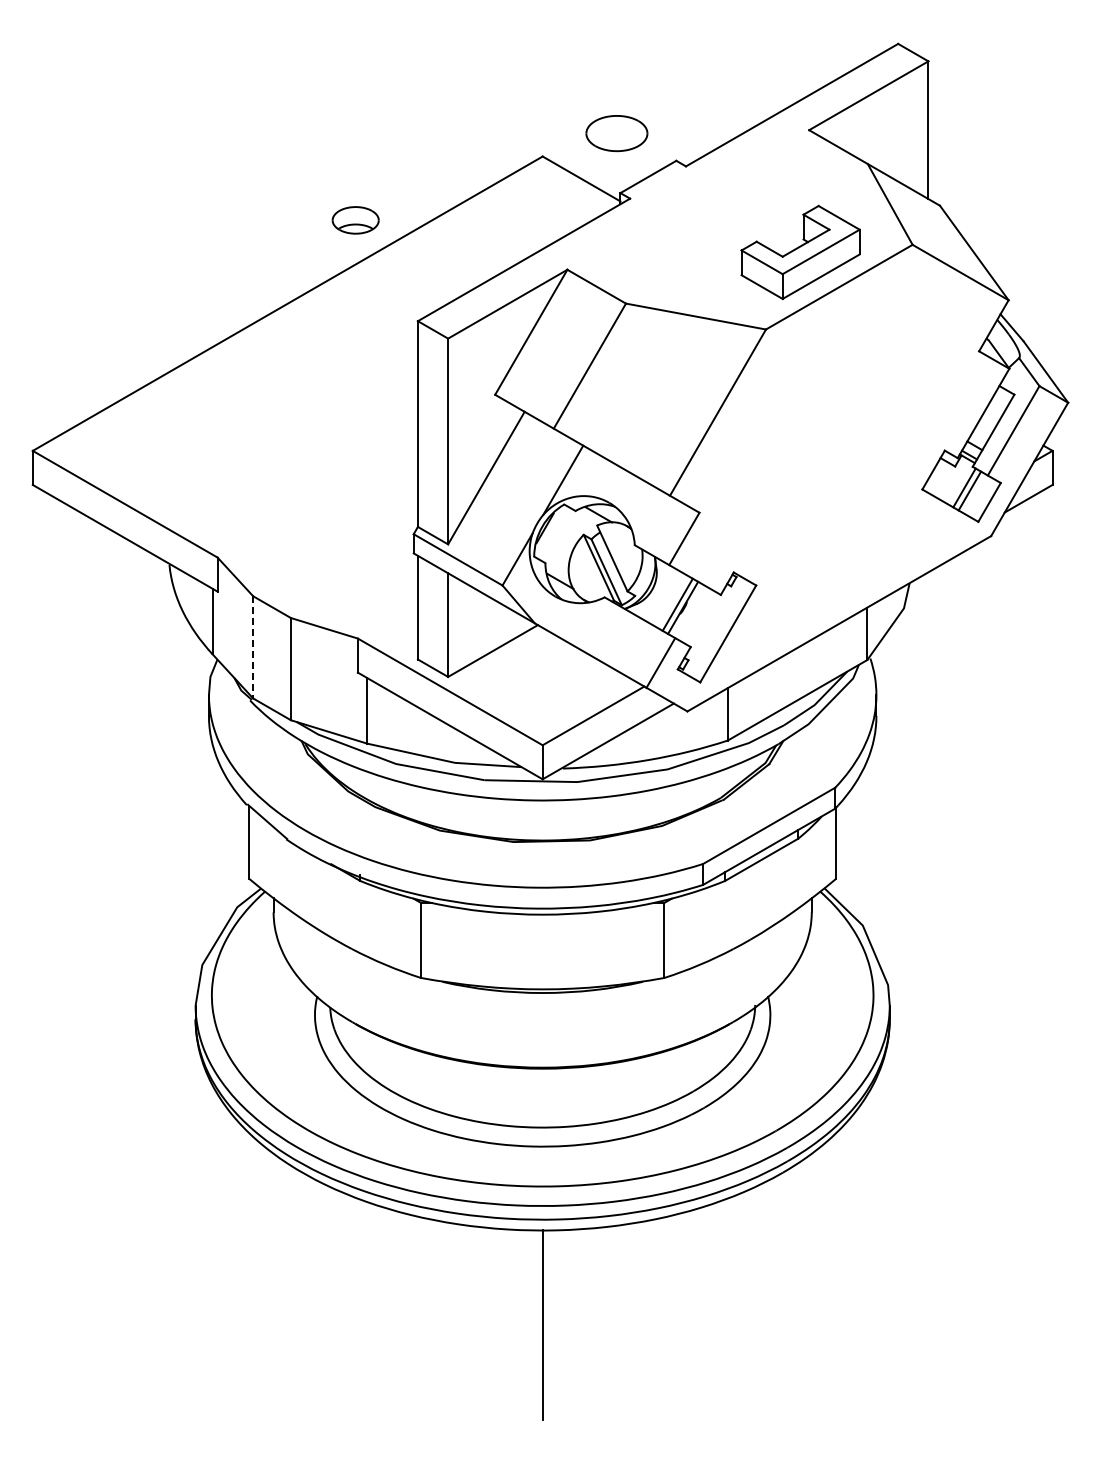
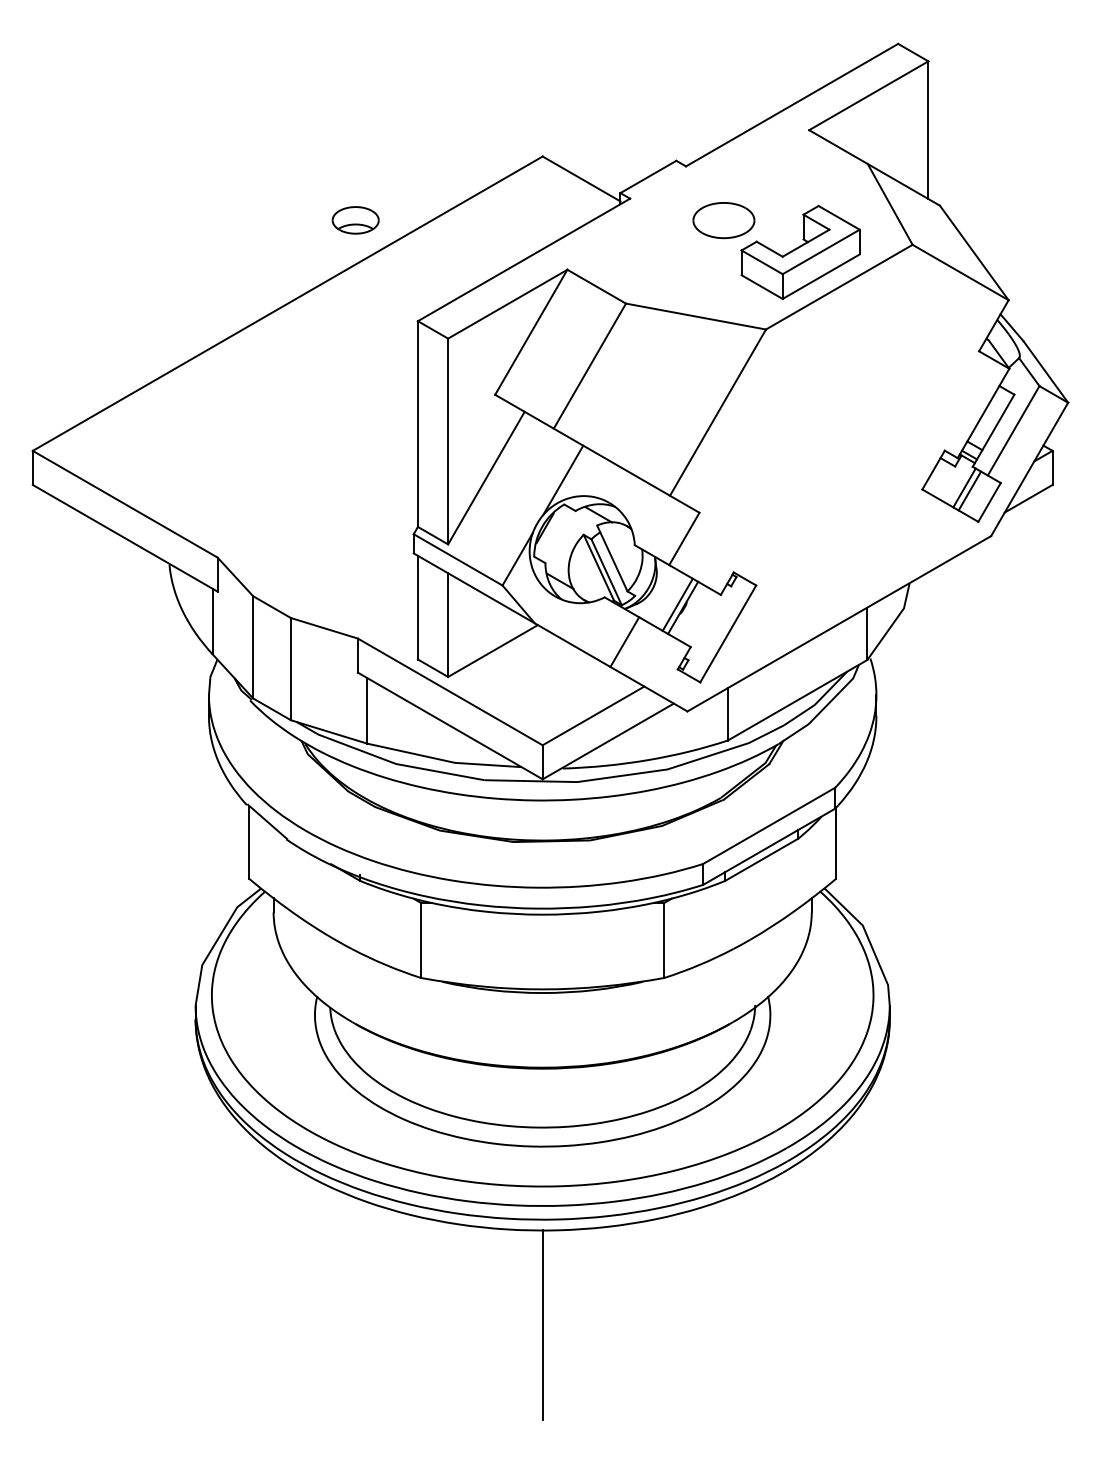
part position: (616, 133) -> (723, 220) (723, 220)
line: dashed -> solid (253, 647)
line position: (660, 662) -> (624, 641) (624, 641)
